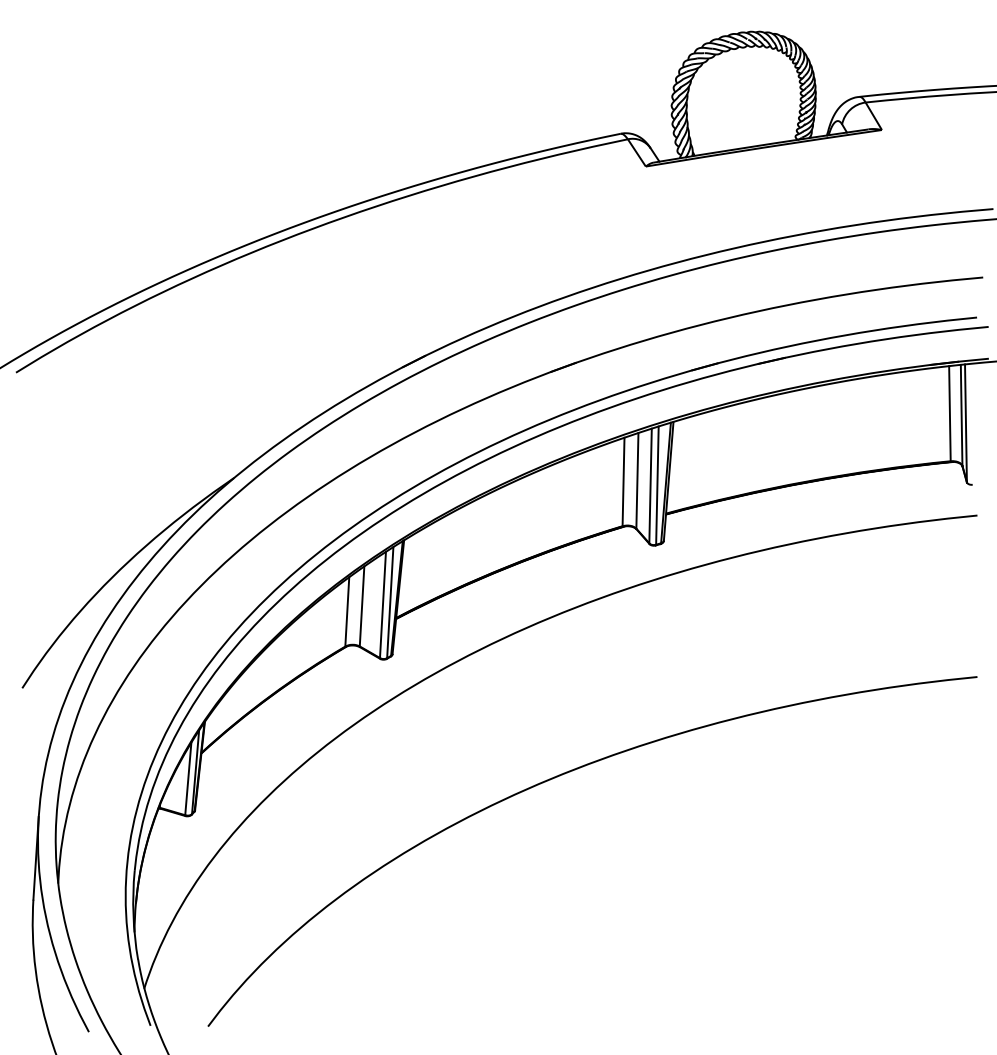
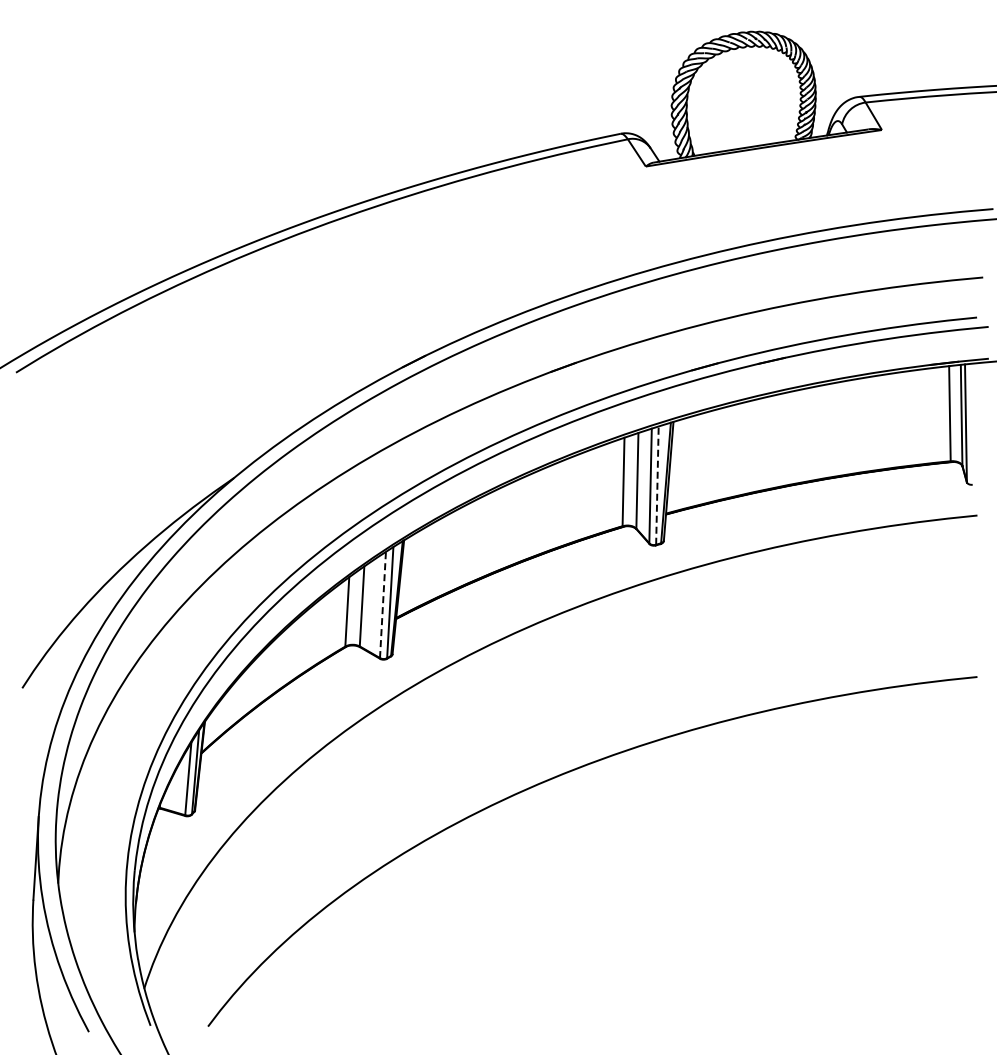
line: solid -> dashed (657, 485)
line: solid -> dashed (383, 604)
